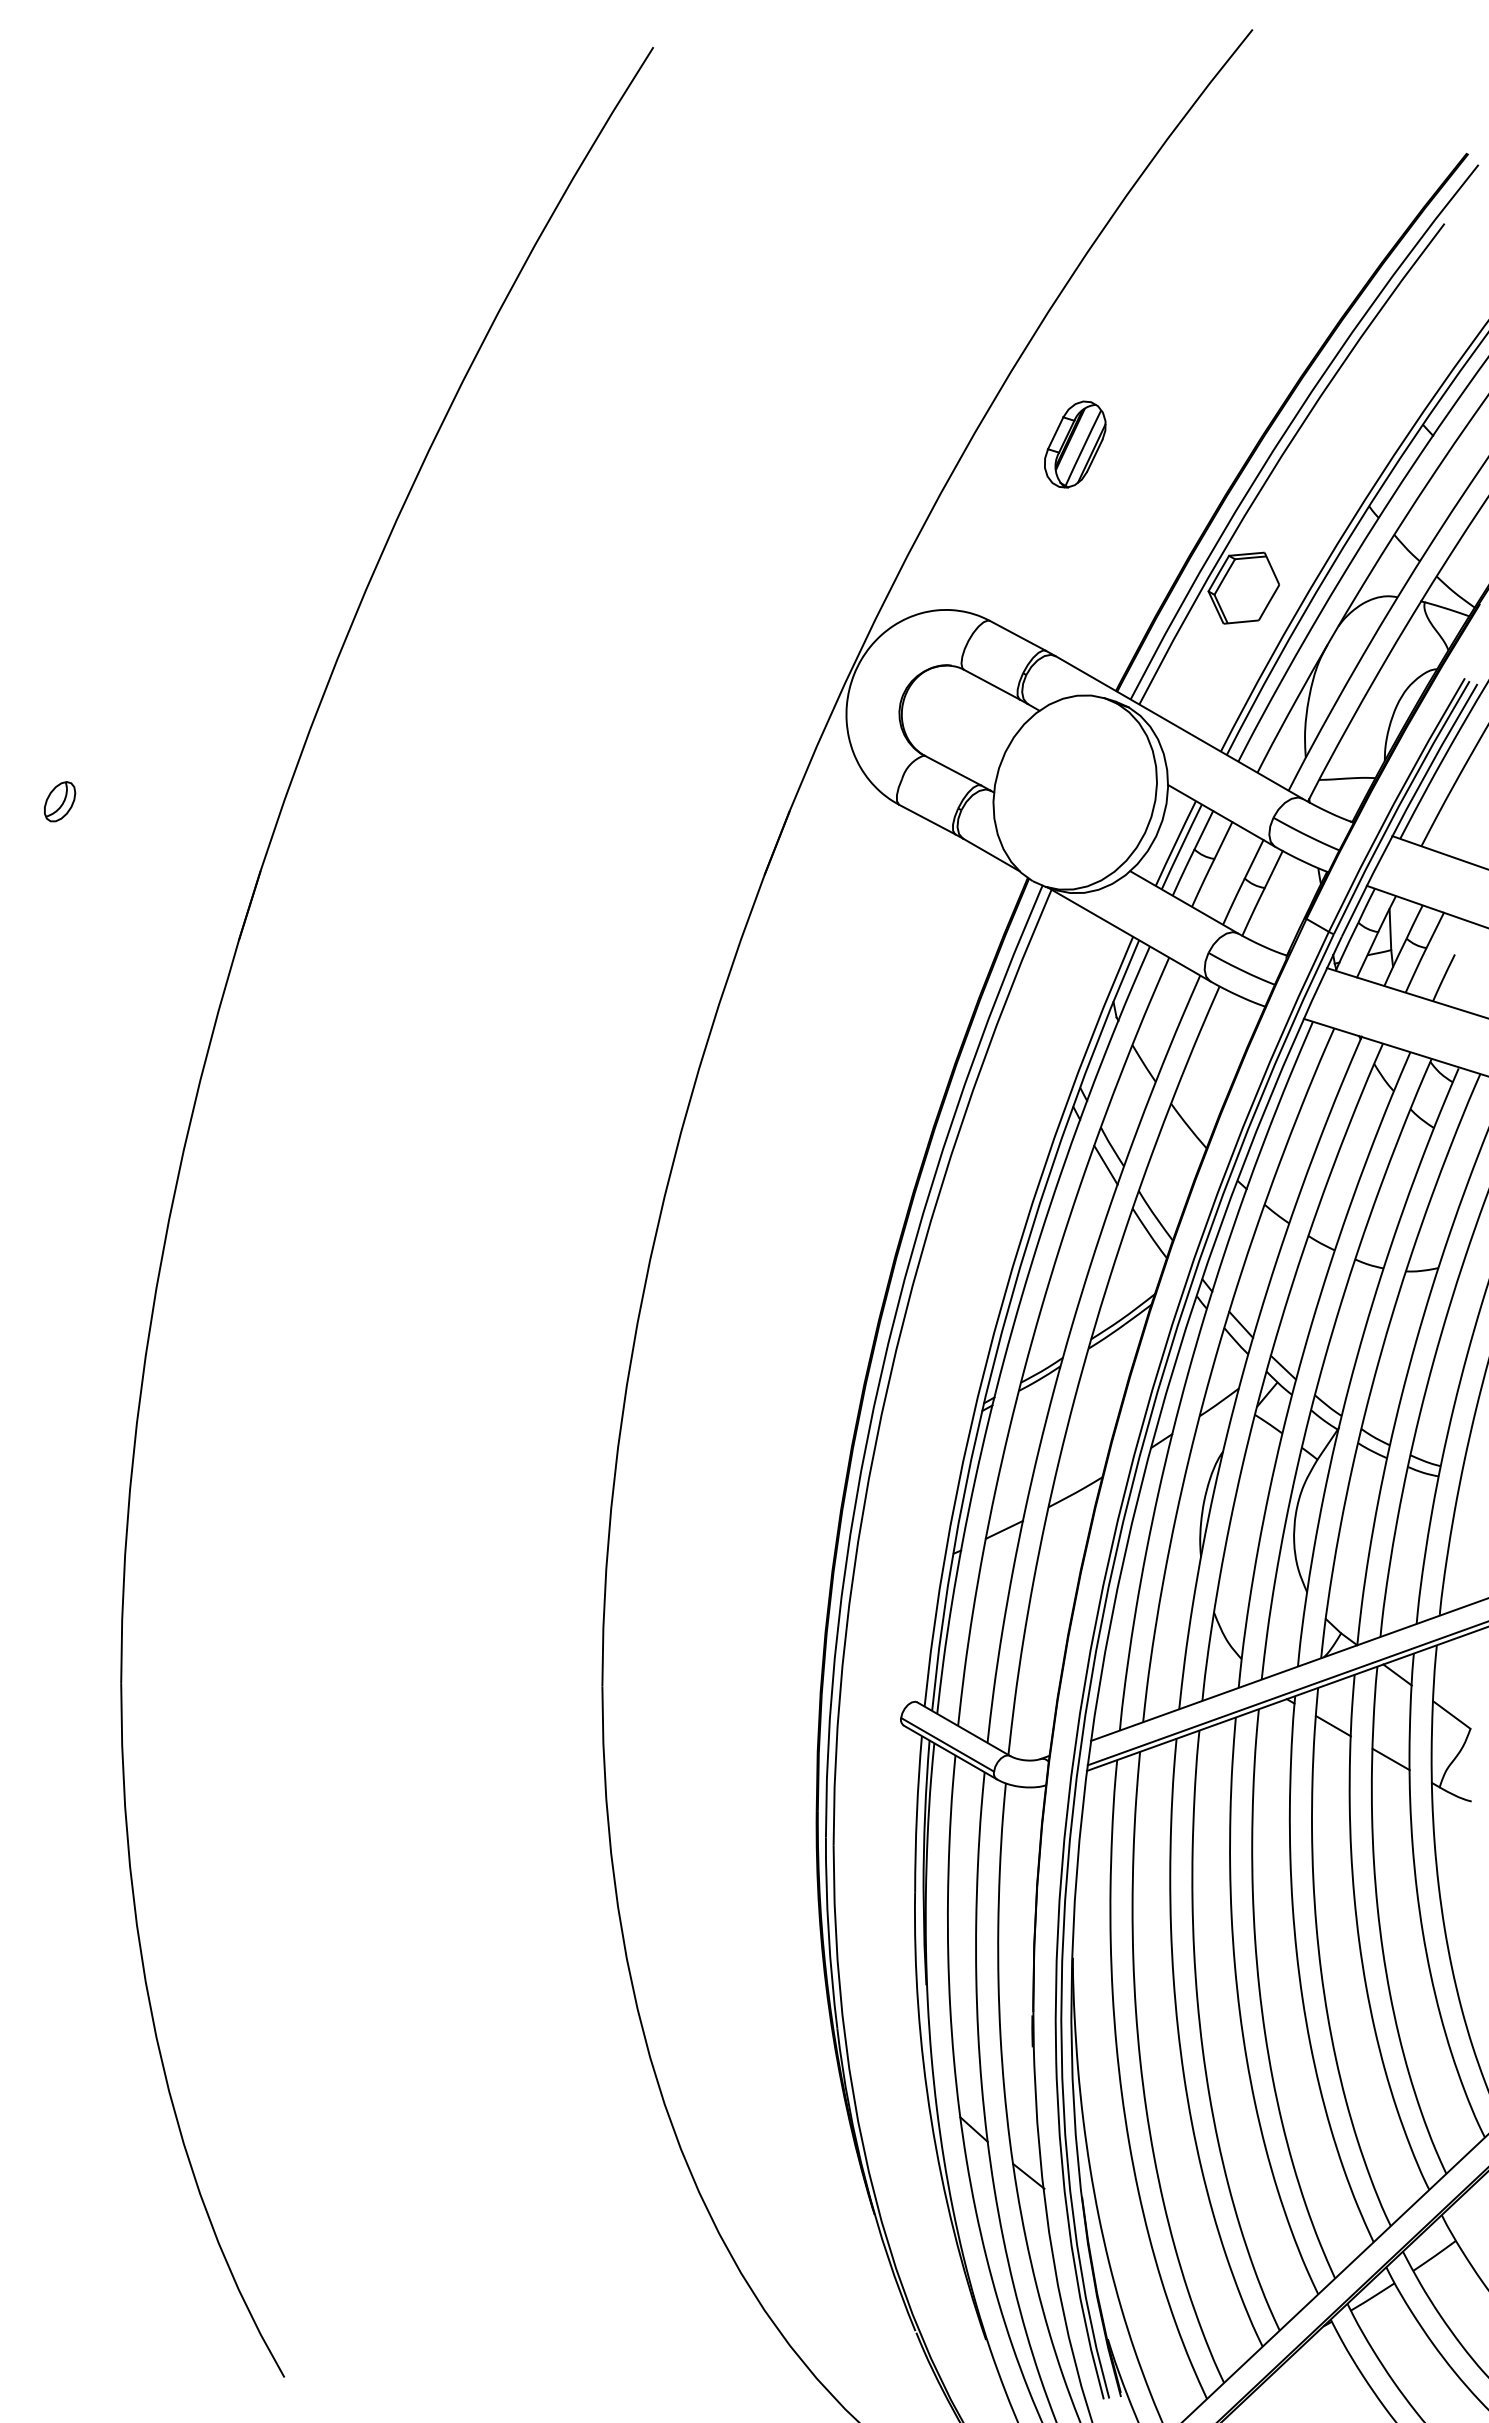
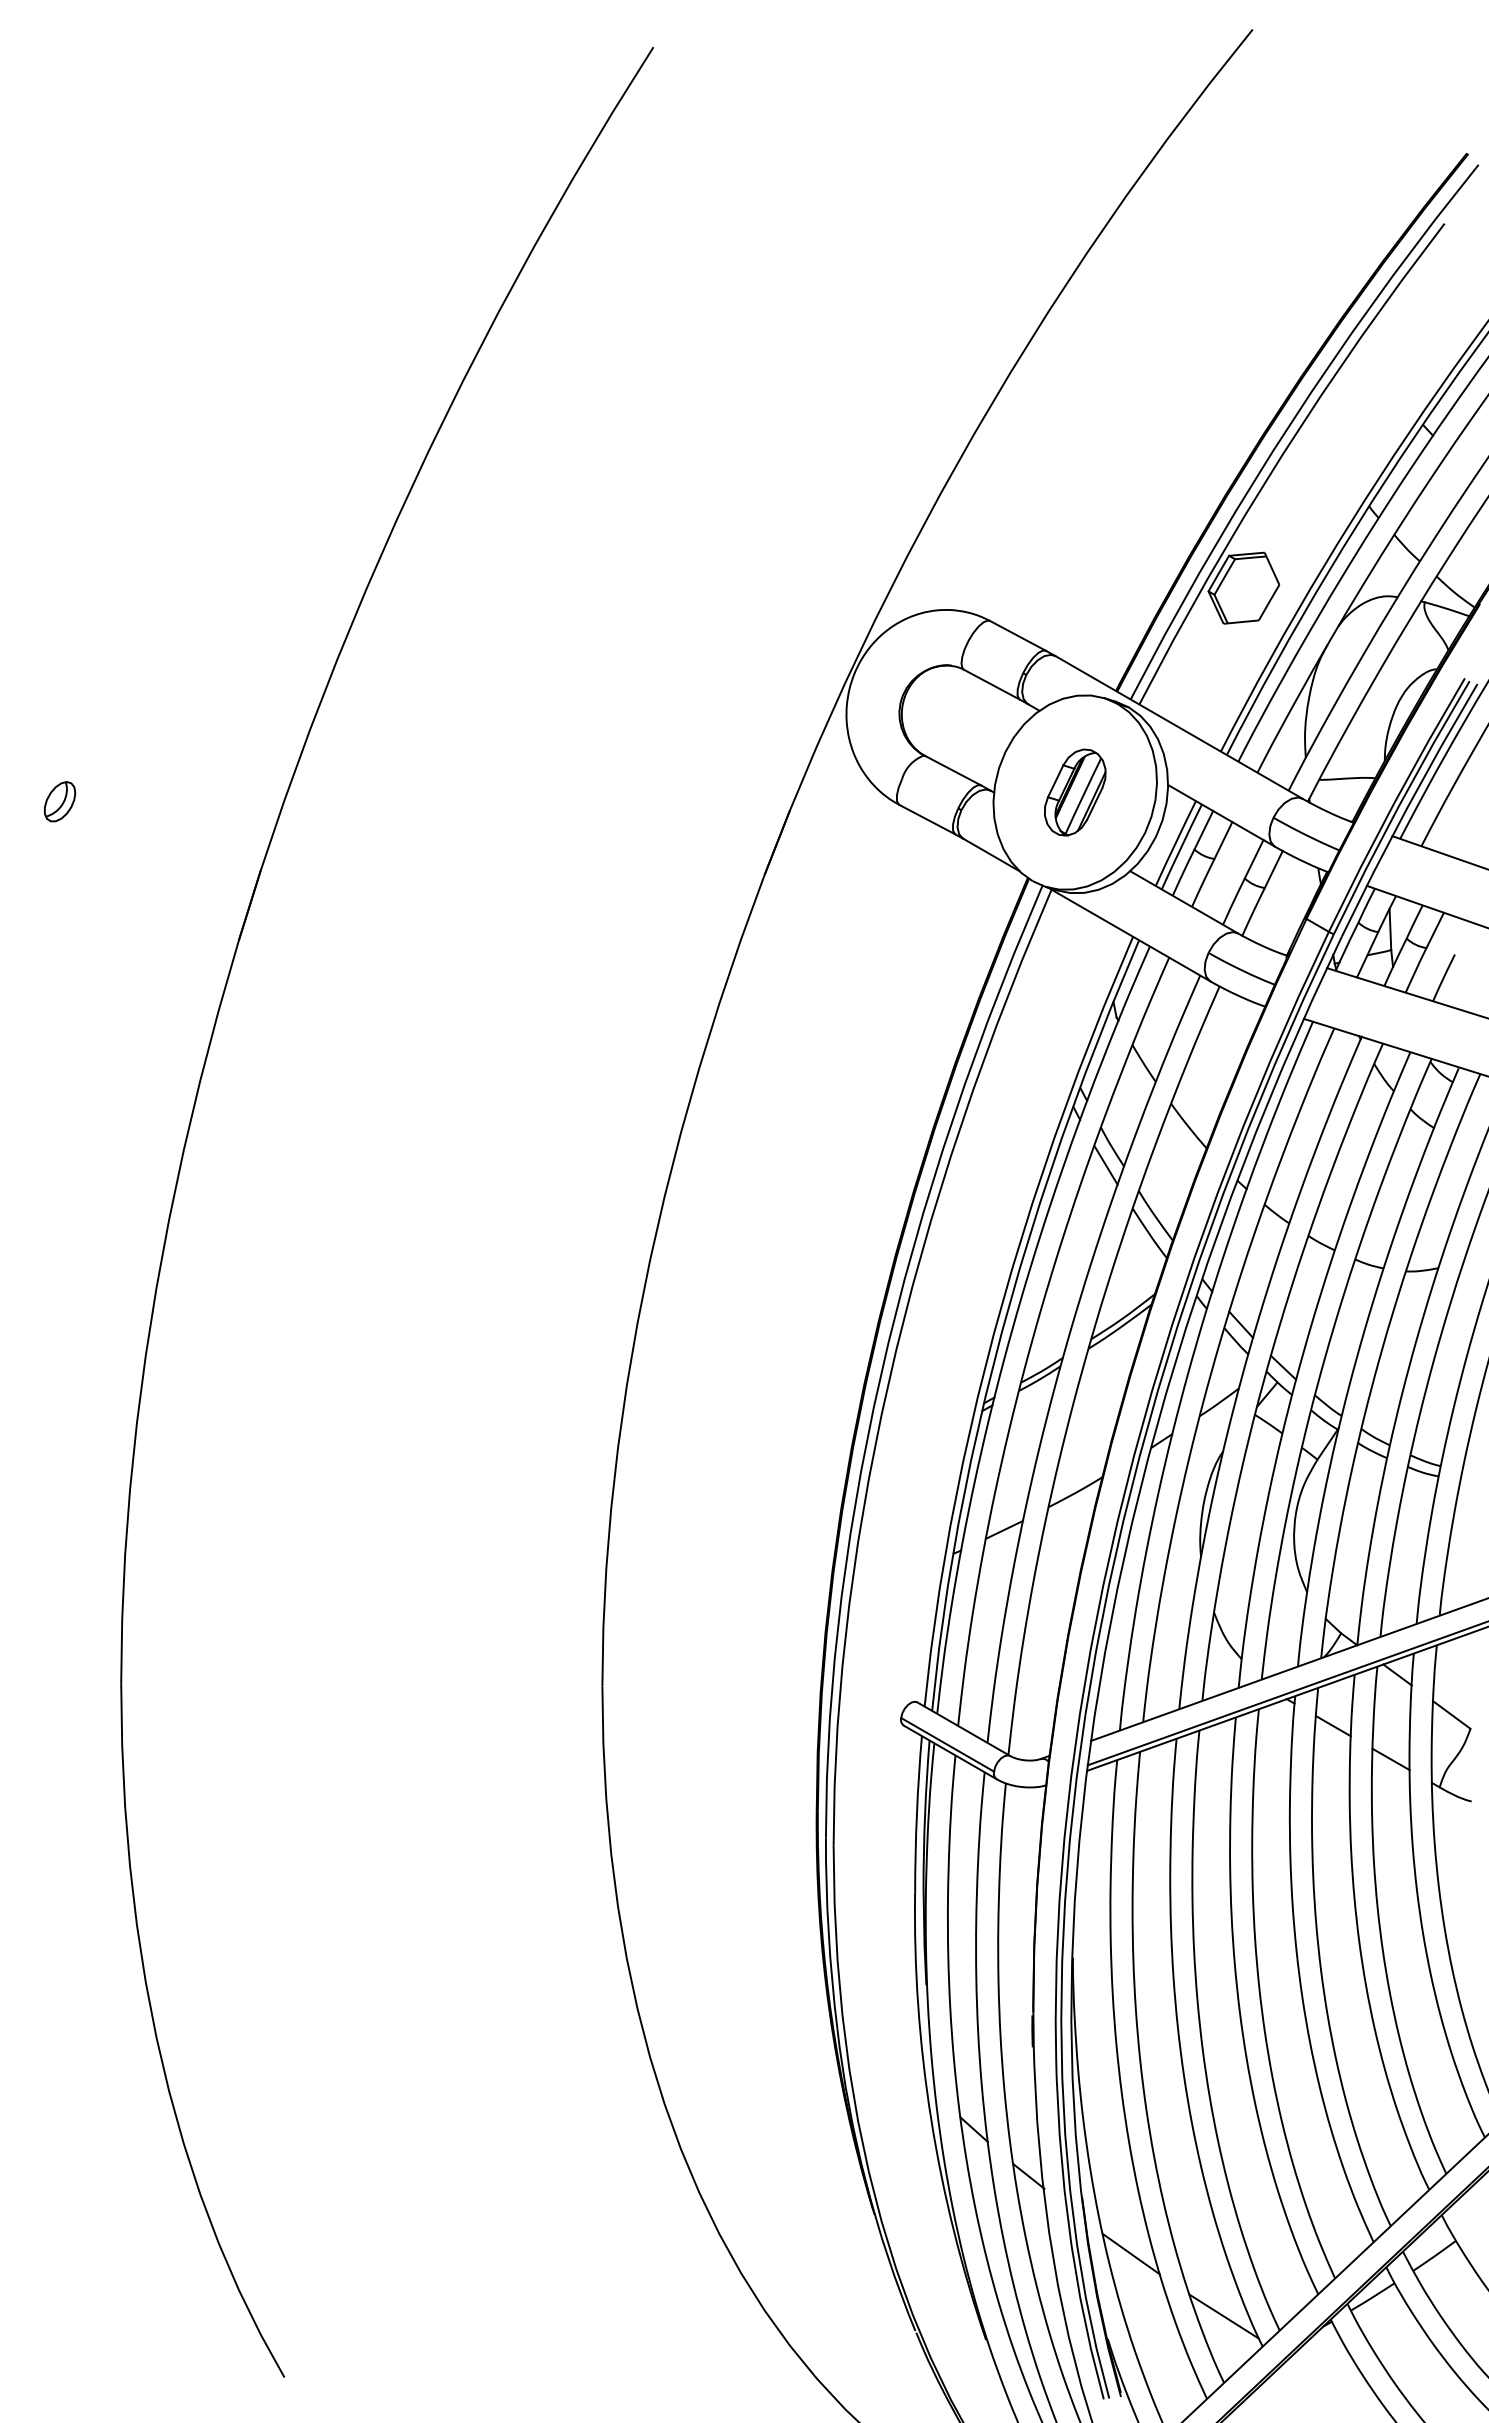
part position: (1075, 444) -> (1075, 792) (1075, 792)
line: none -> present (1130, 2253)
line: none -> present (1223, 2316)
